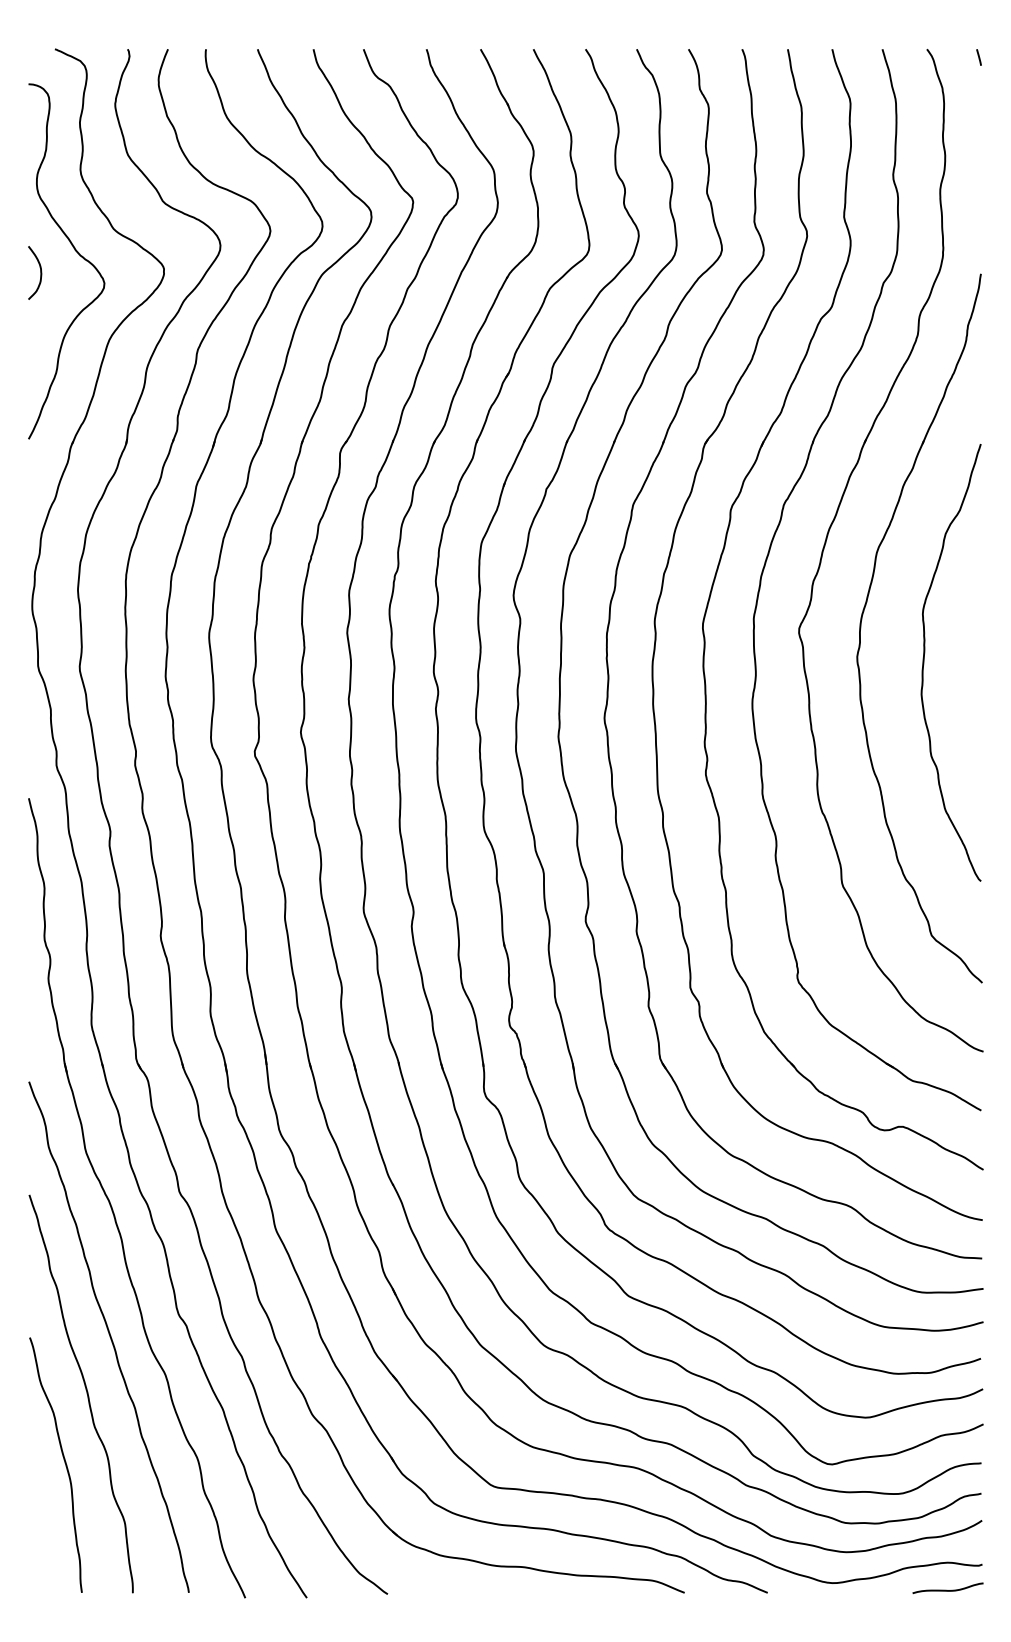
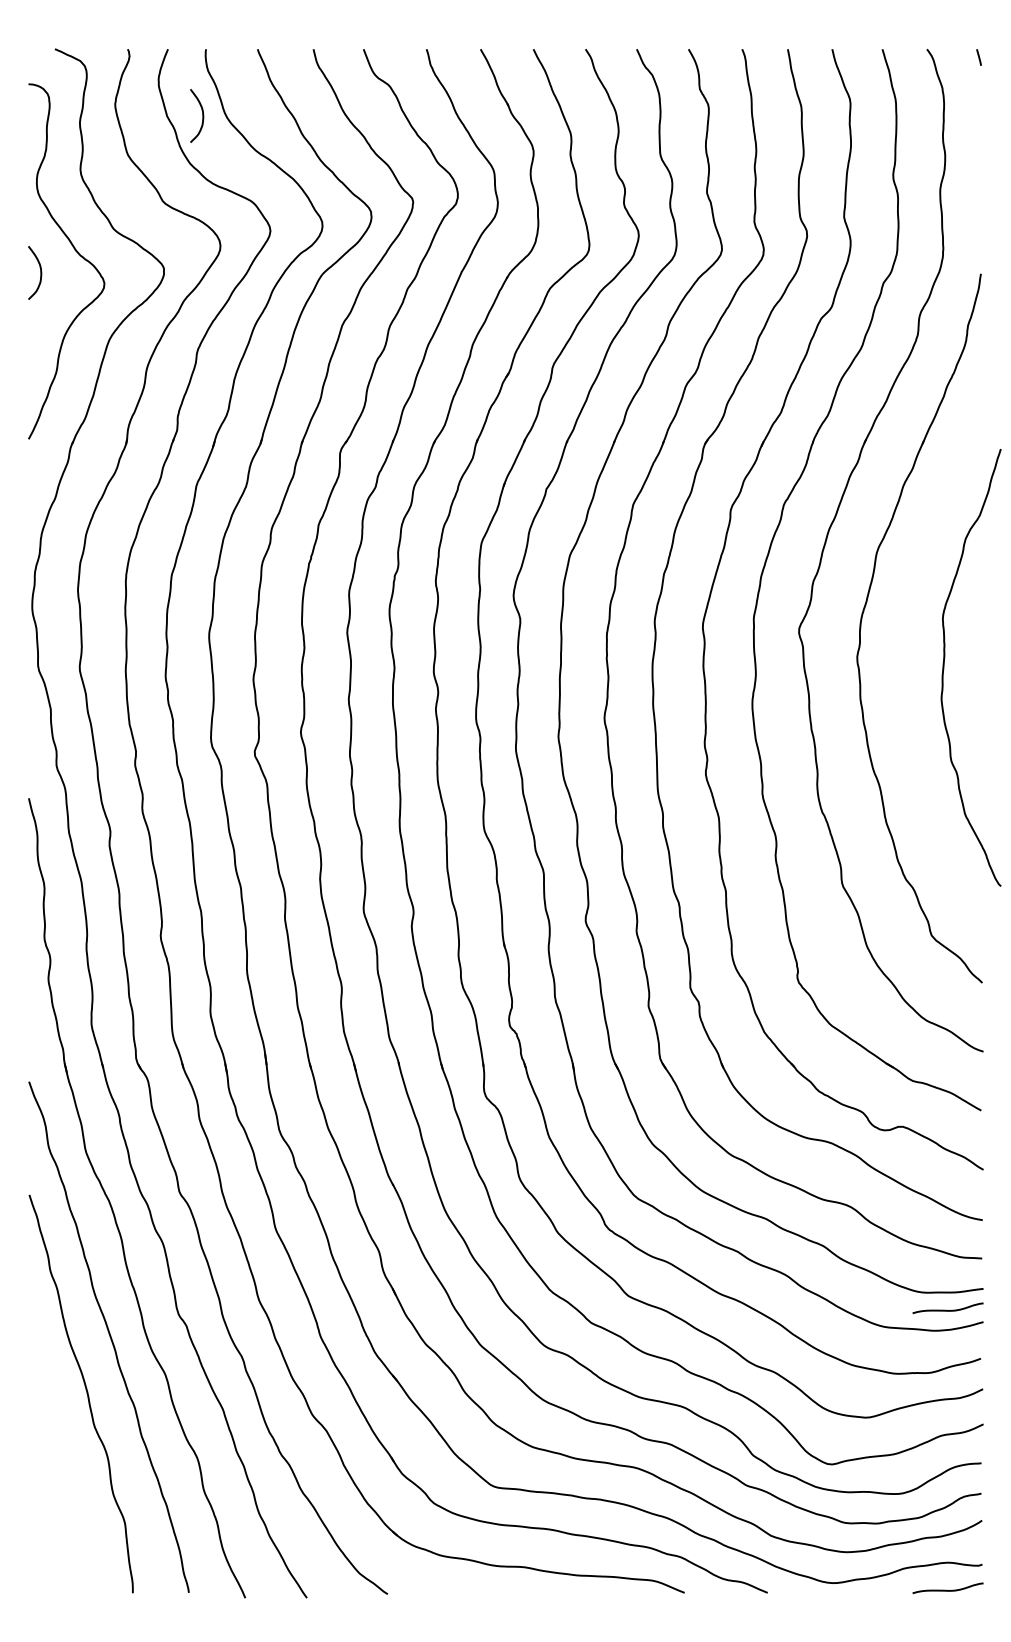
curve: none -> present (202, 115)
curve position: (924, 662) -> (944, 667) (944, 667)
curve: none -> present (946, 1309)
curve: present -> none (63, 1460)
